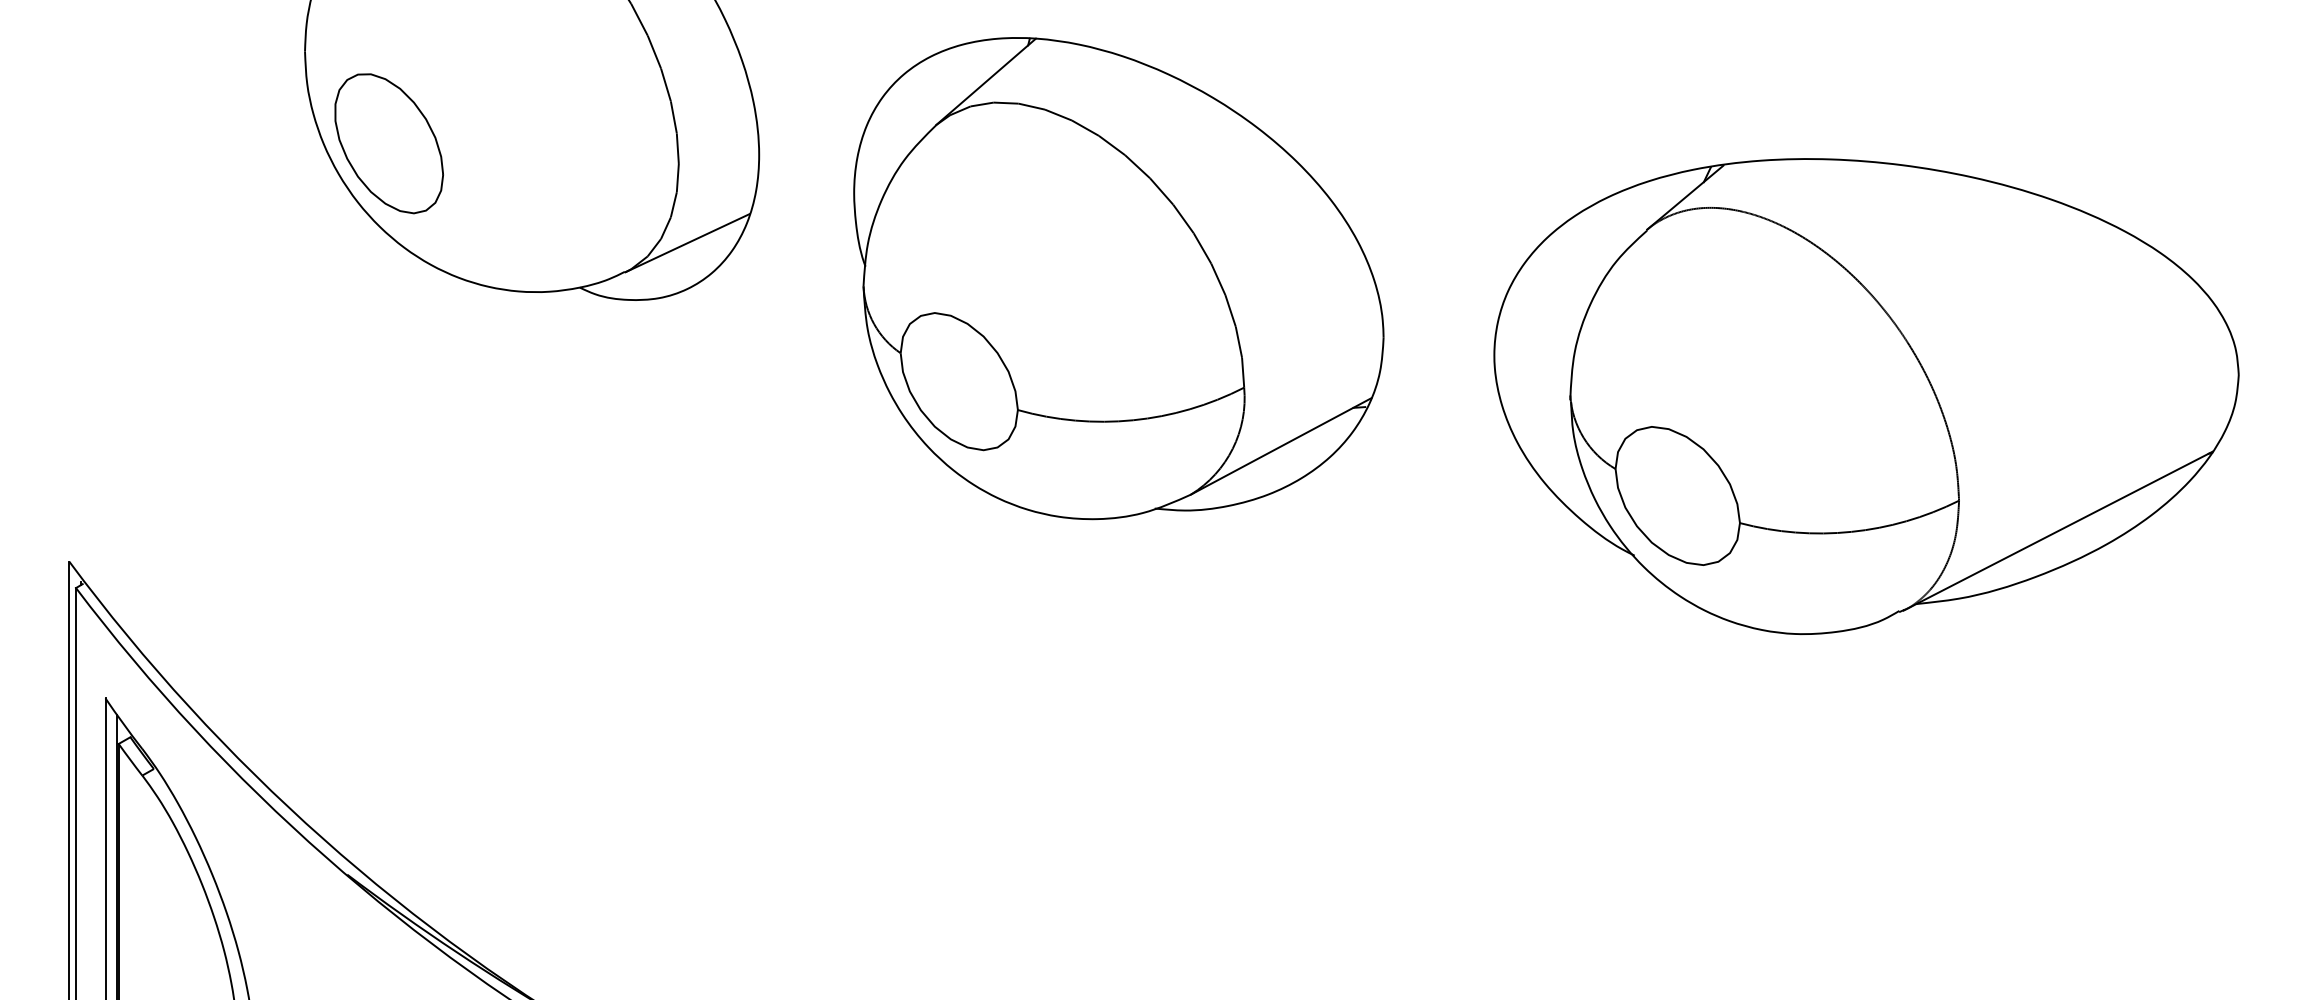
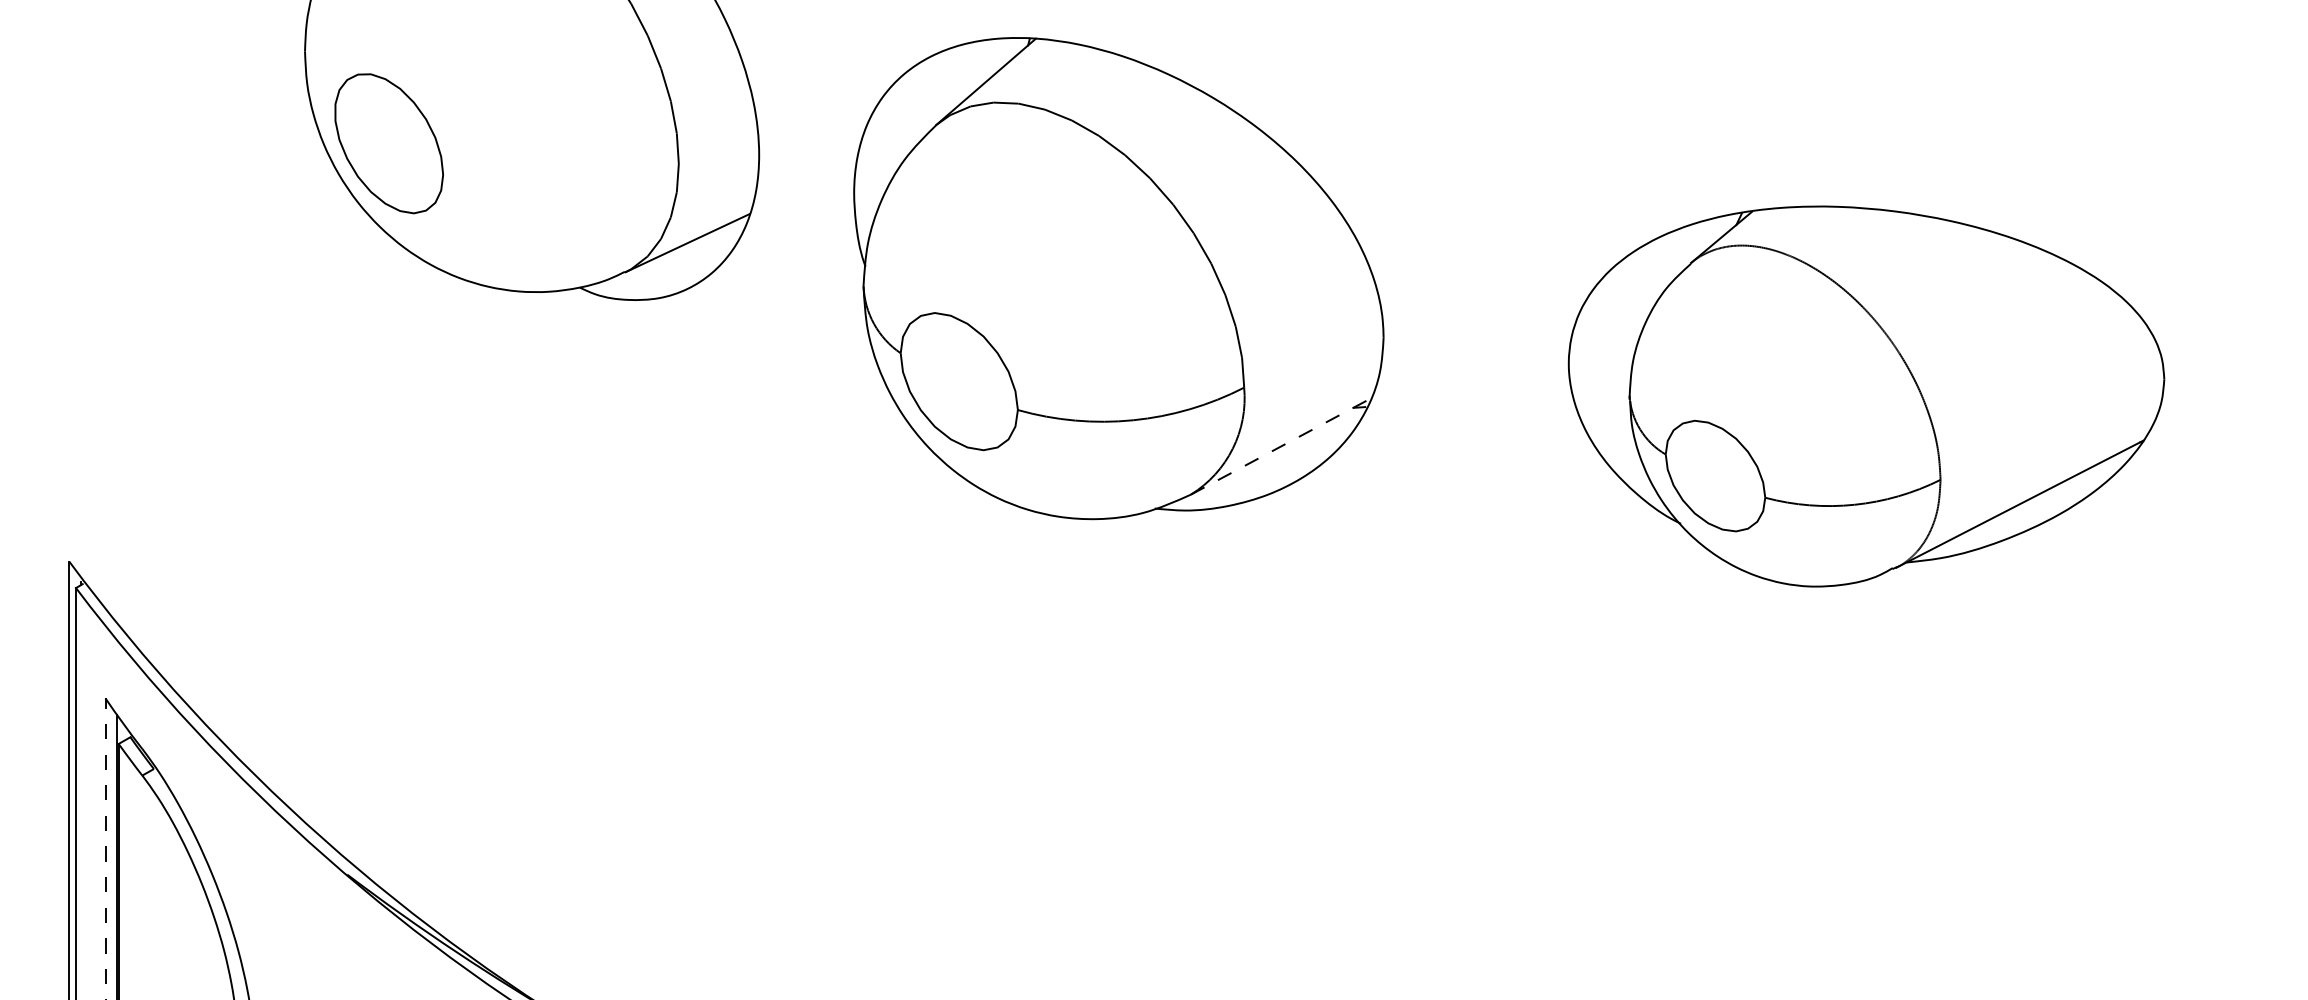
part size: 747x477 px -> 599x383 px (1866, 396)
line: solid -> dashed (1281, 446)
line: solid -> dashed (105, 849)
